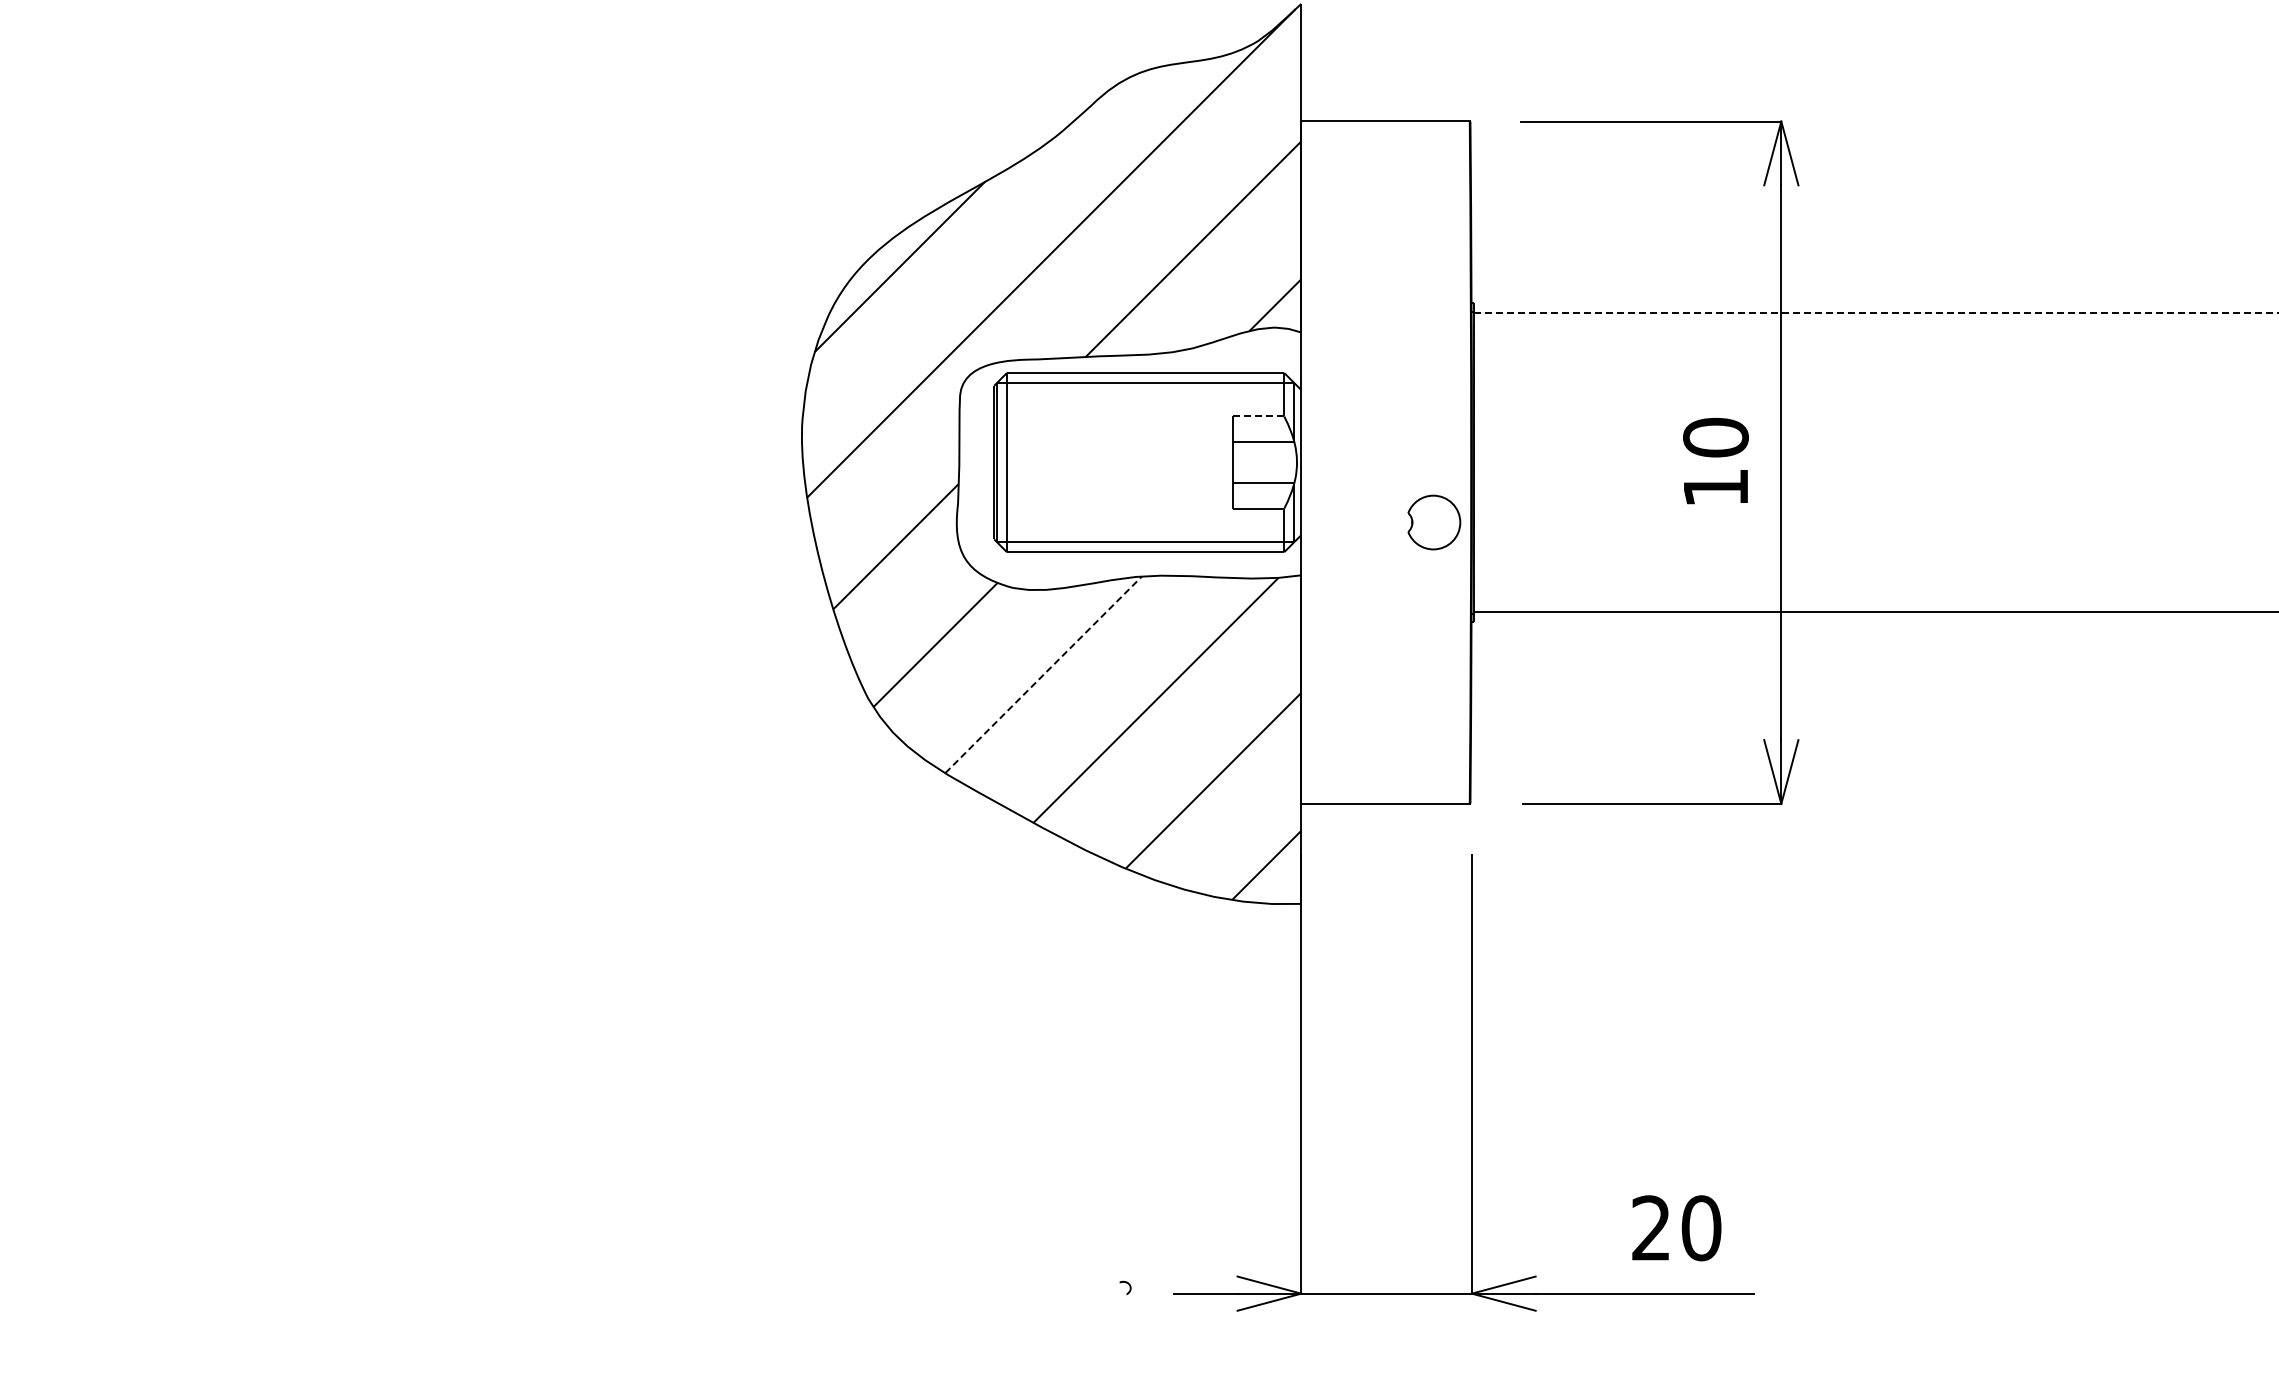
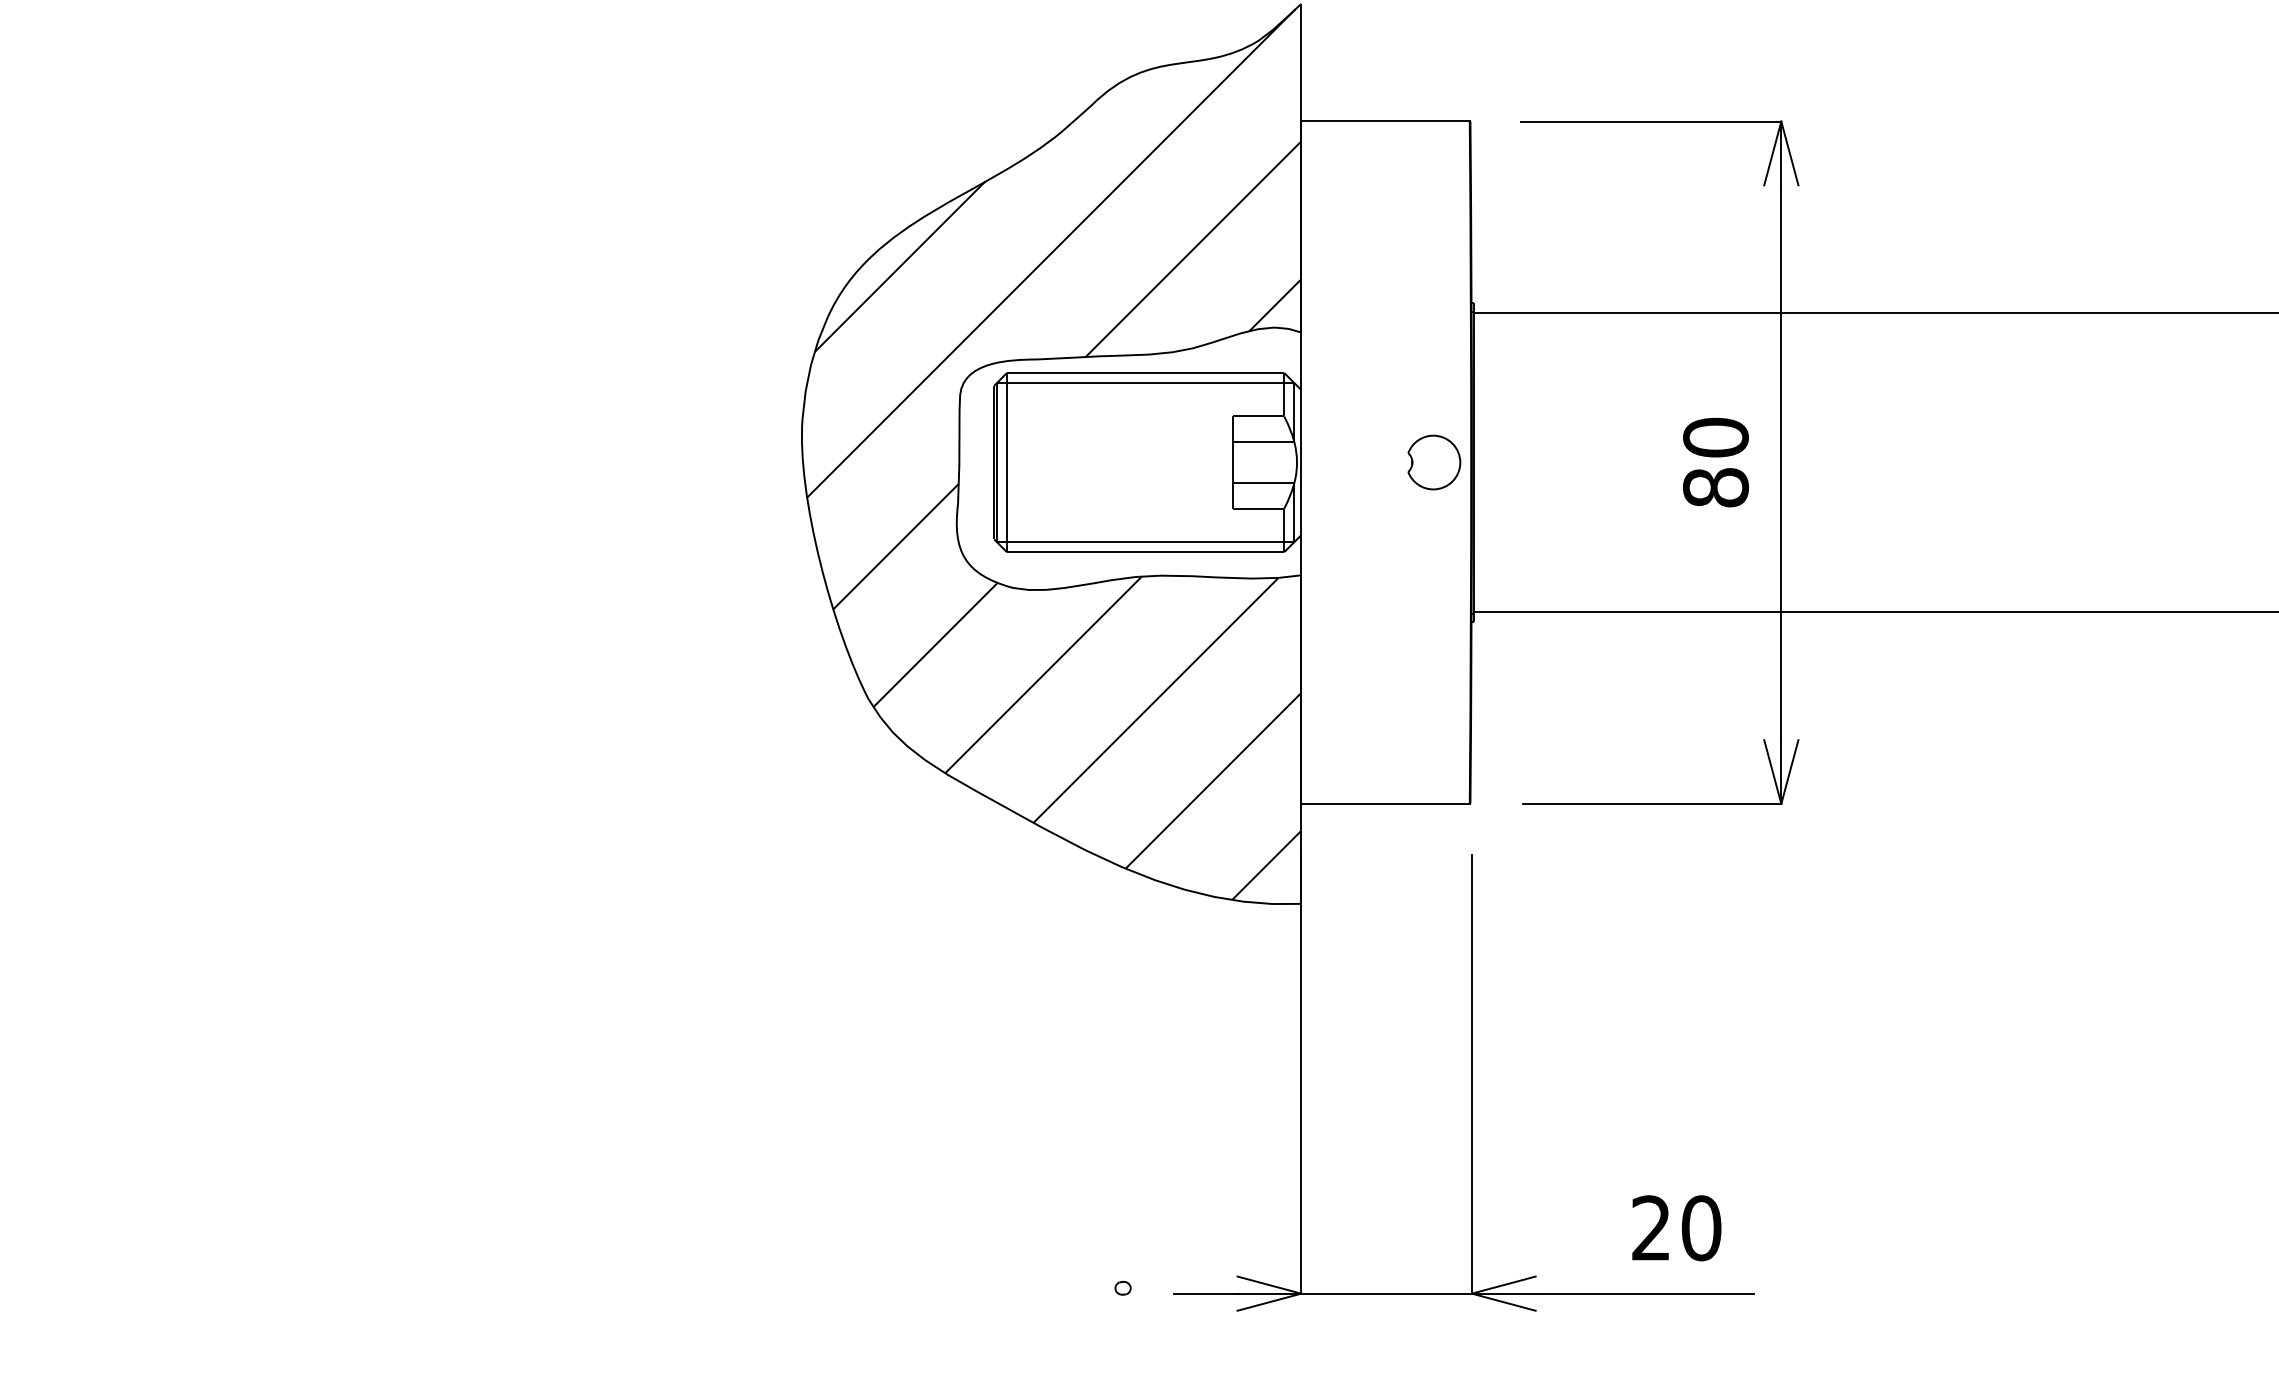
line: dashed -> solid (1876, 313)
line: dashed -> solid (1258, 416)
text: 10 -> 80 (1715, 487)
part position: (1434, 522) -> (1434, 462) (1434, 462)
line: dashed -> solid (1043, 674)
fill: none -> present (1120, 1288)
